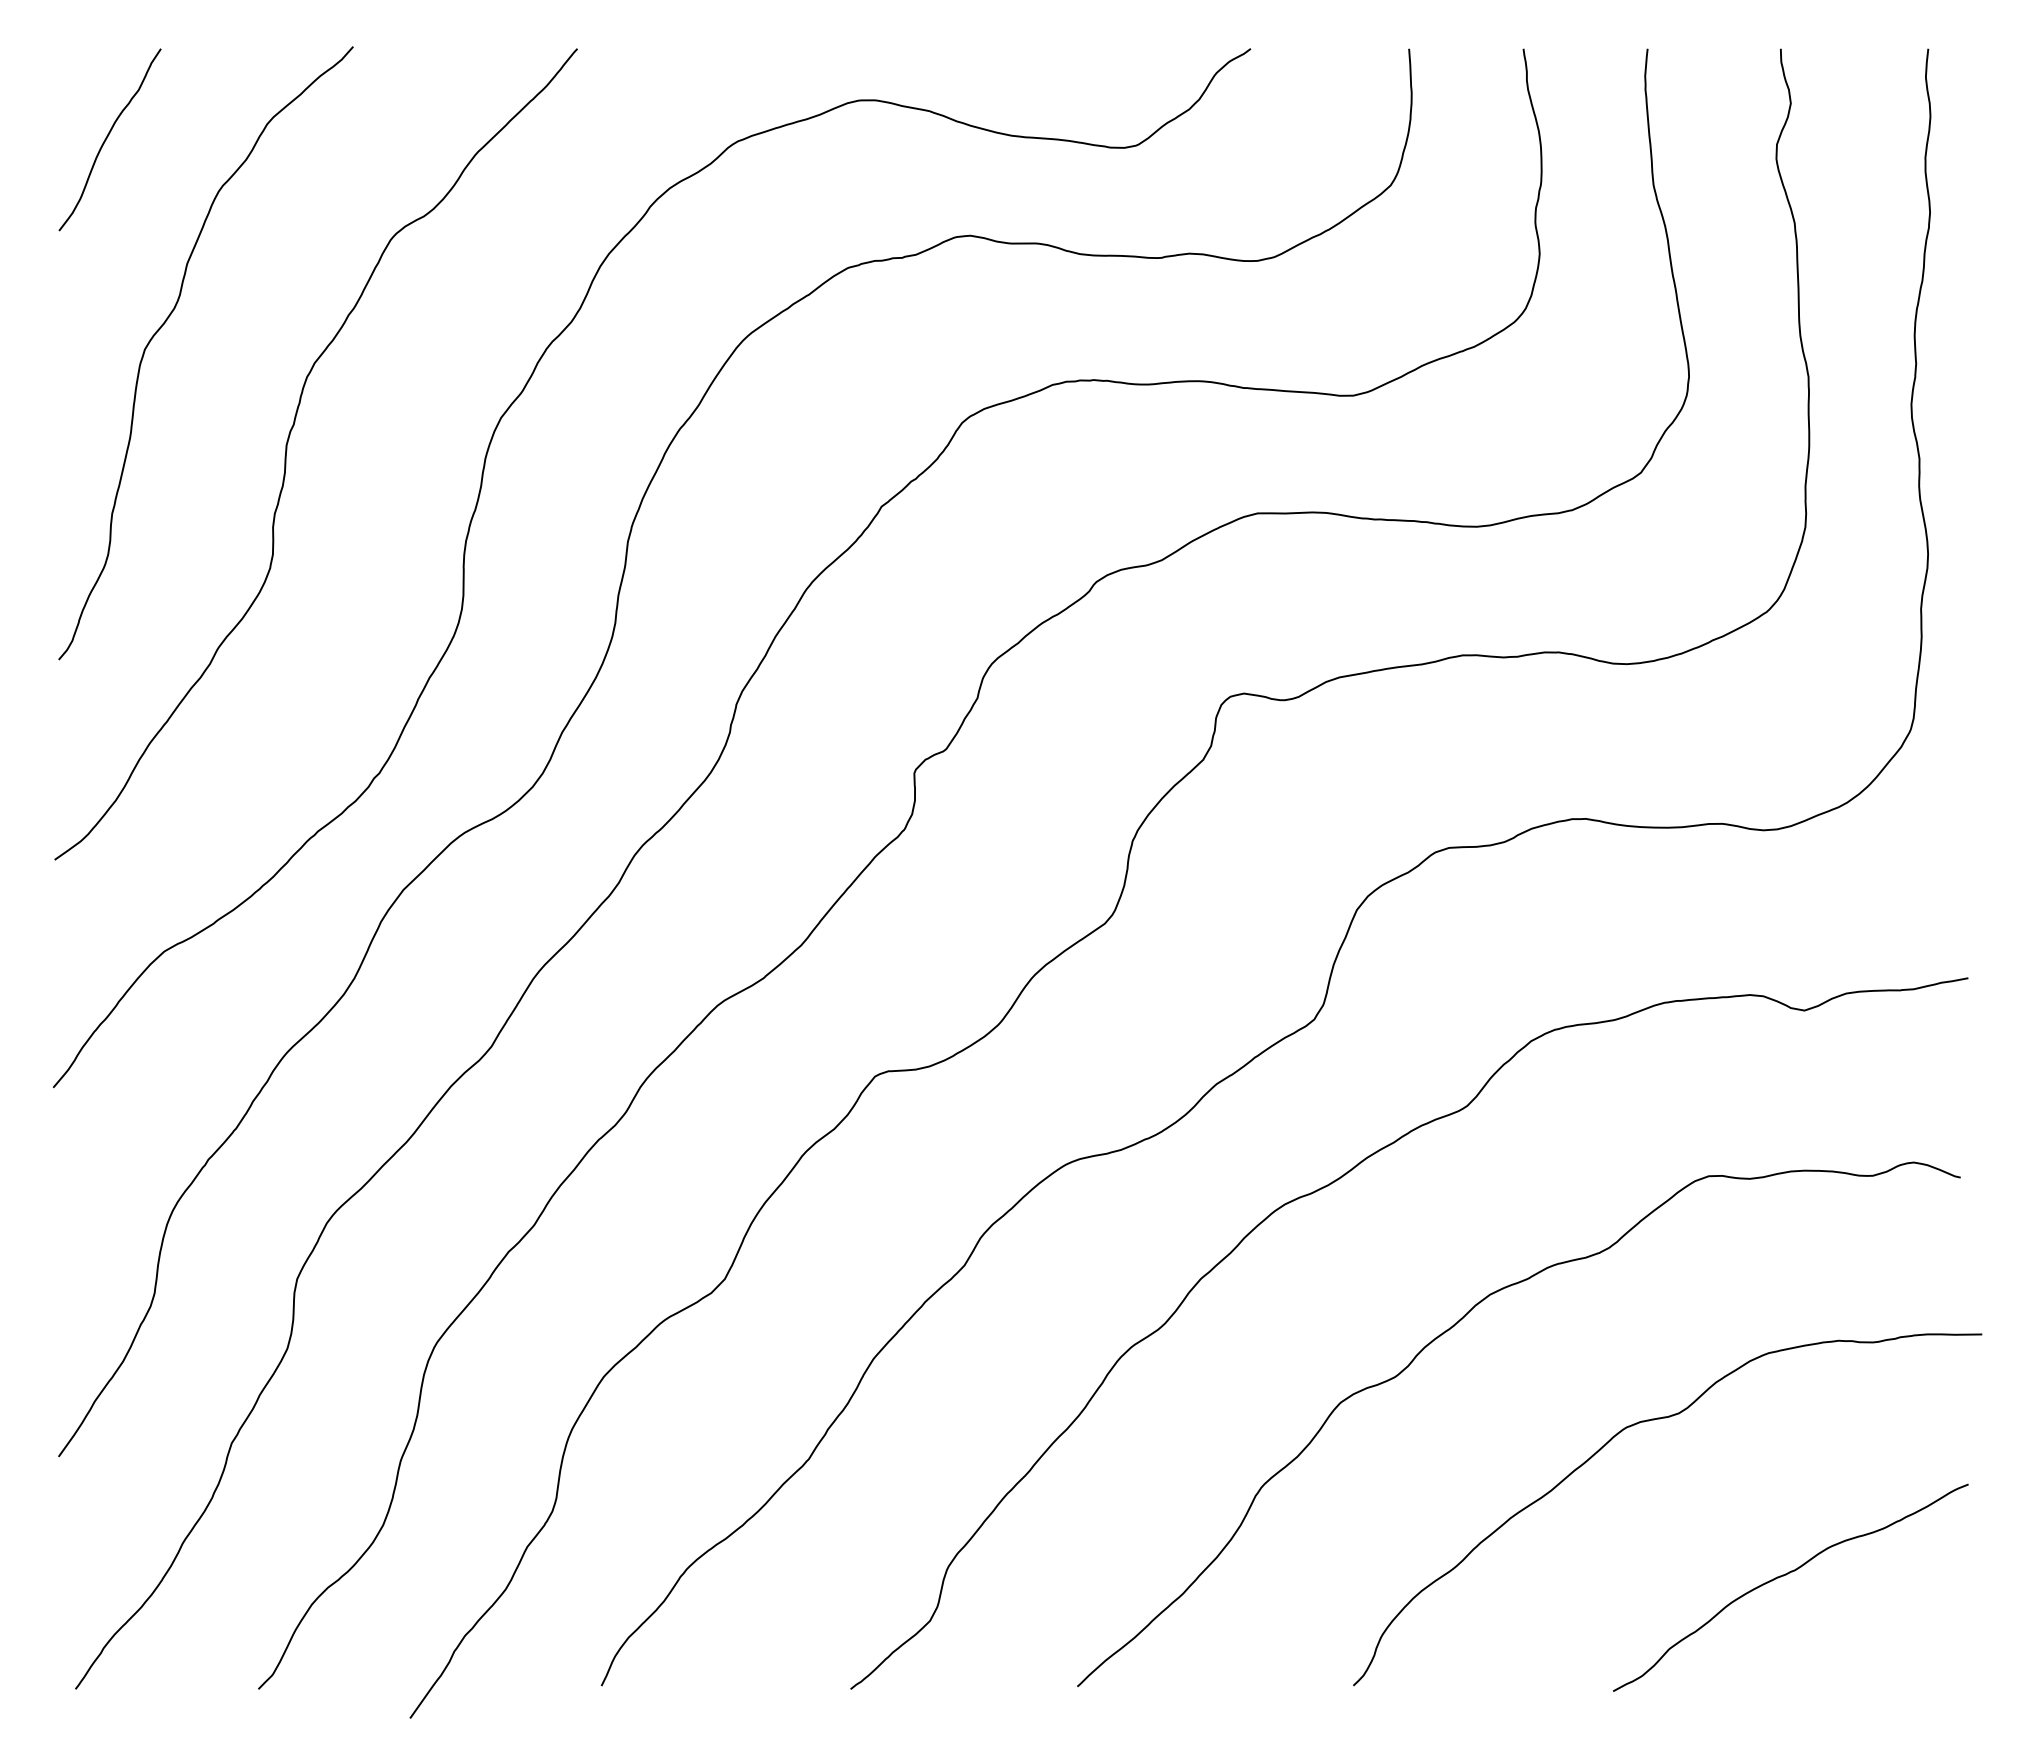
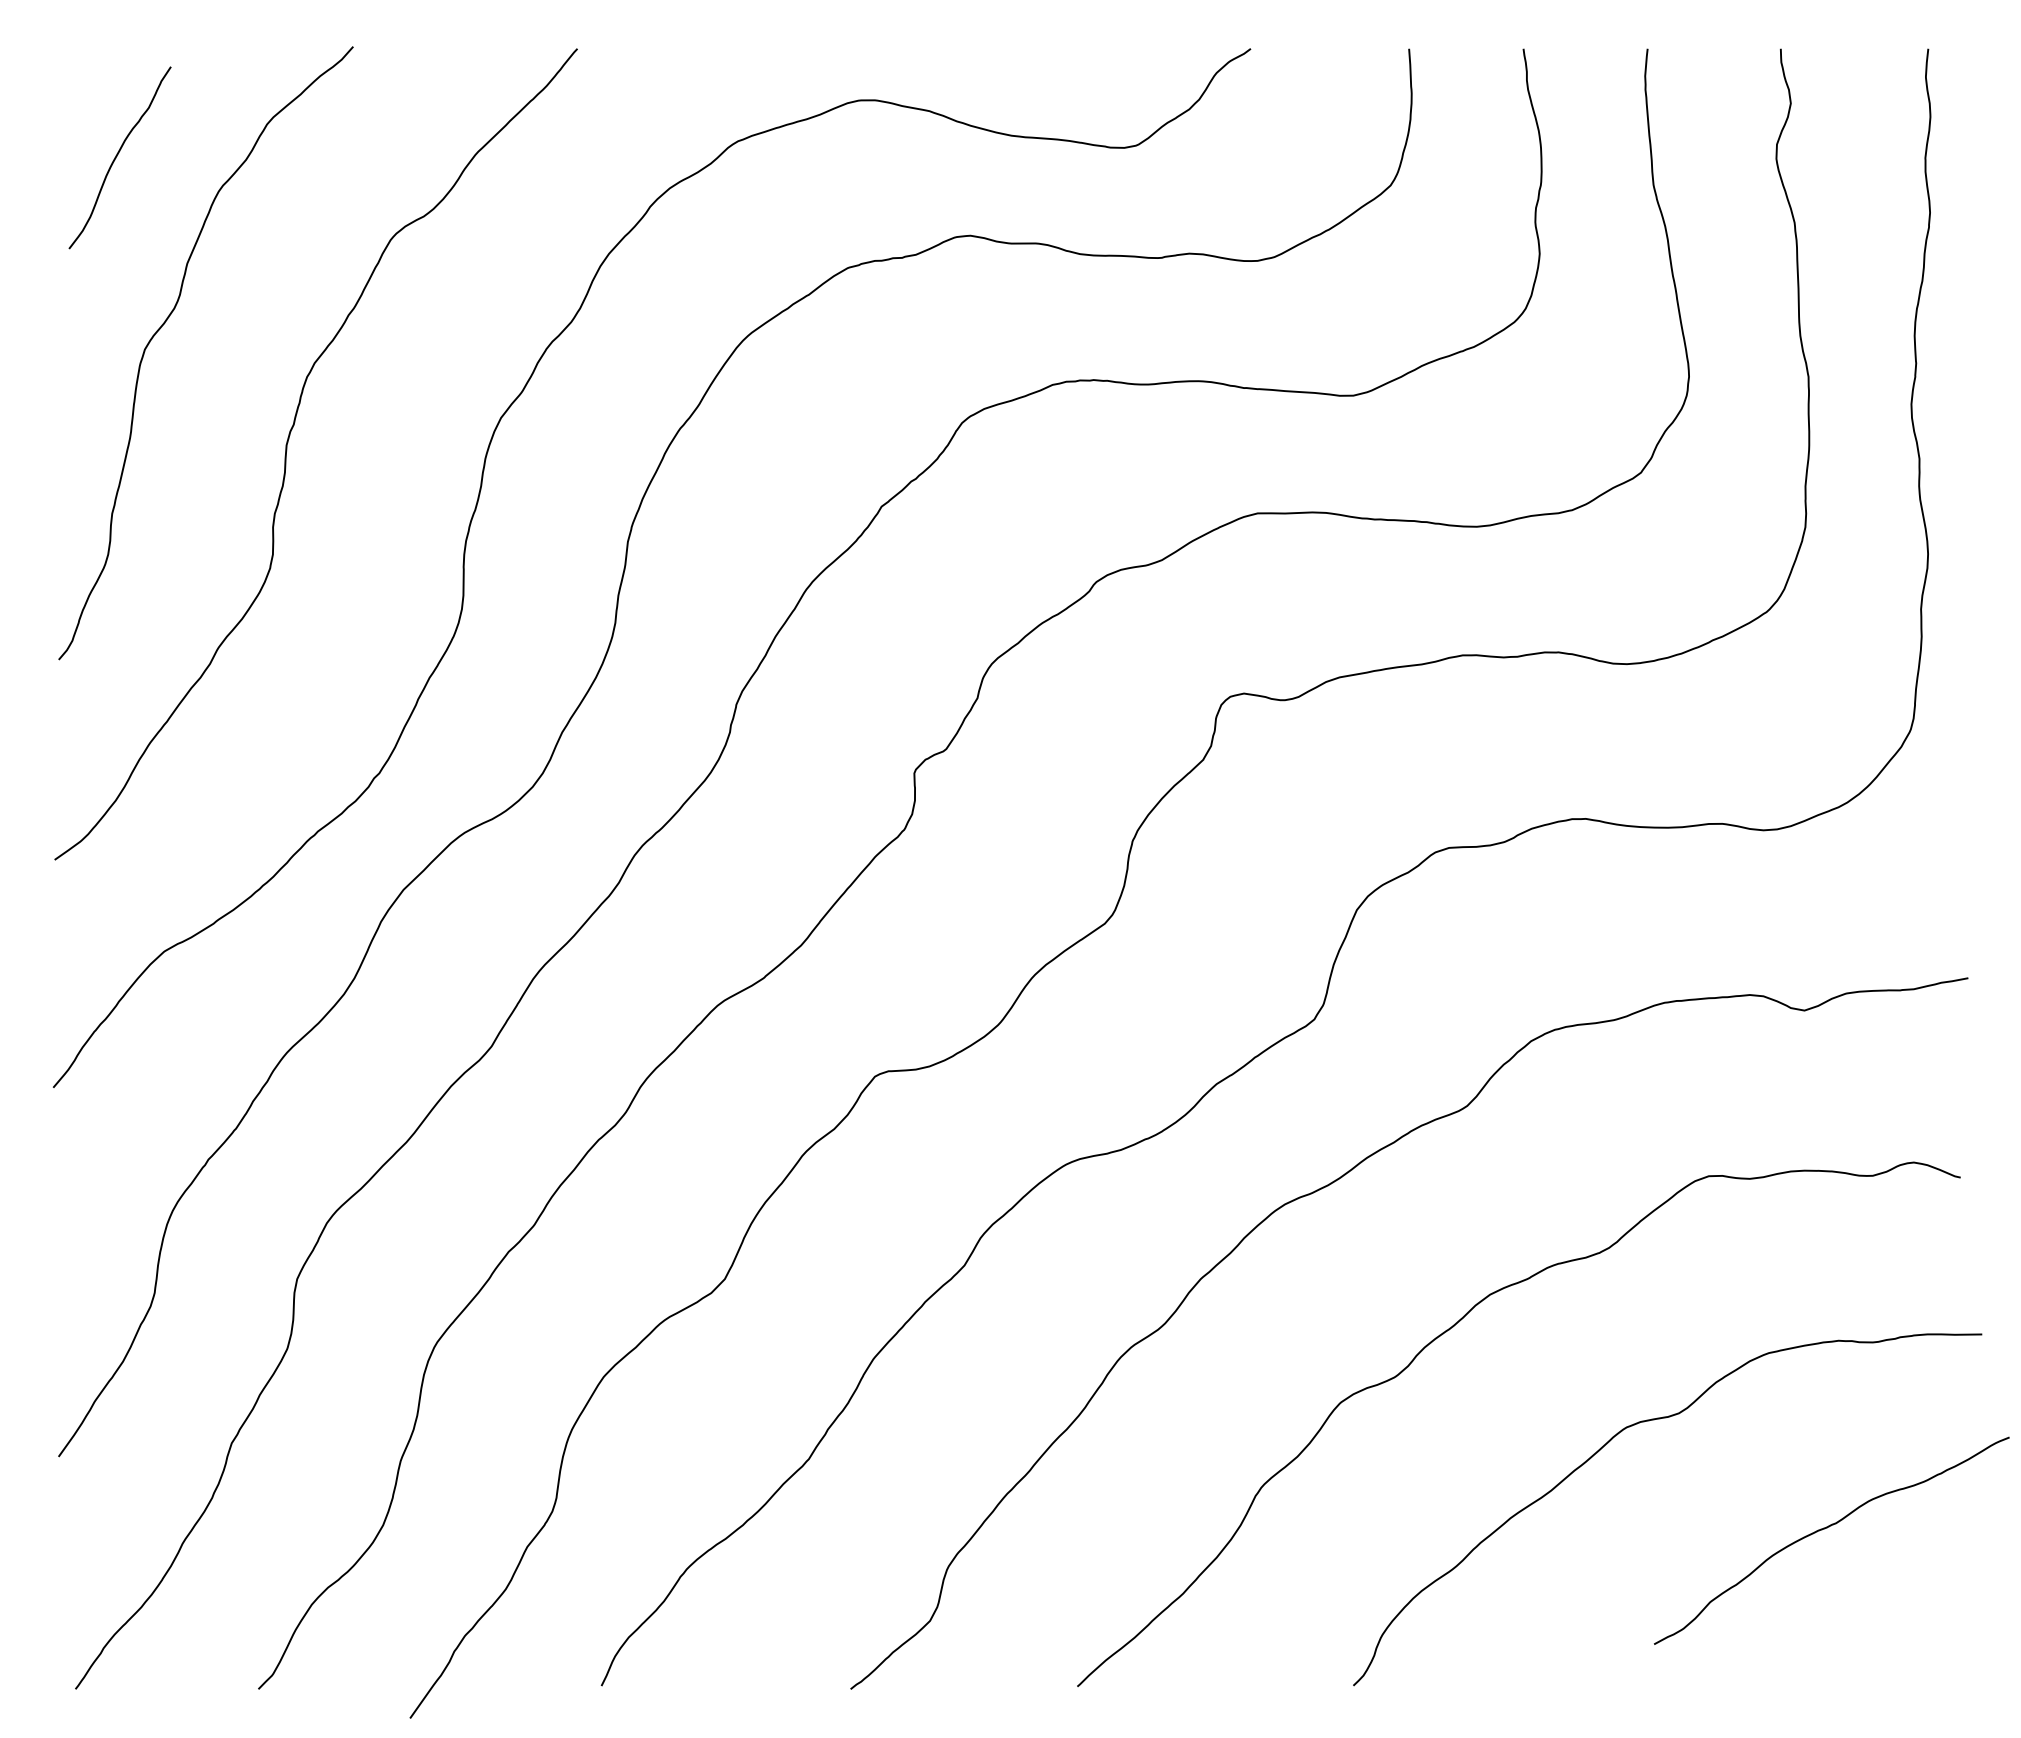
curve position: (107, 138) -> (117, 156) (117, 156)
curve position: (1786, 1575) -> (1827, 1528) (1827, 1528)
